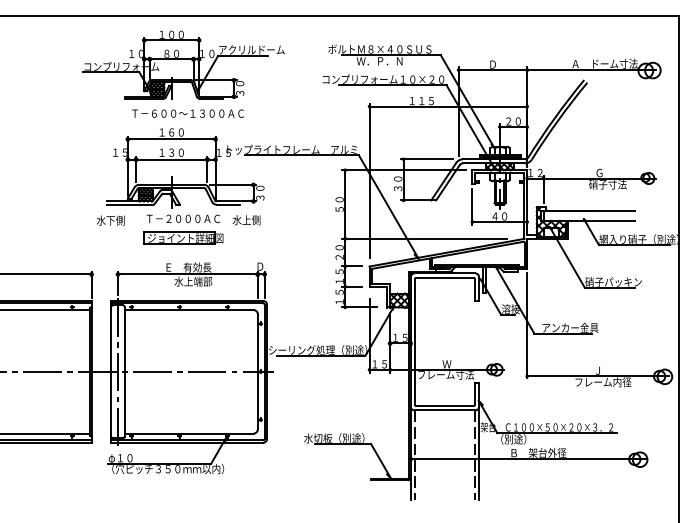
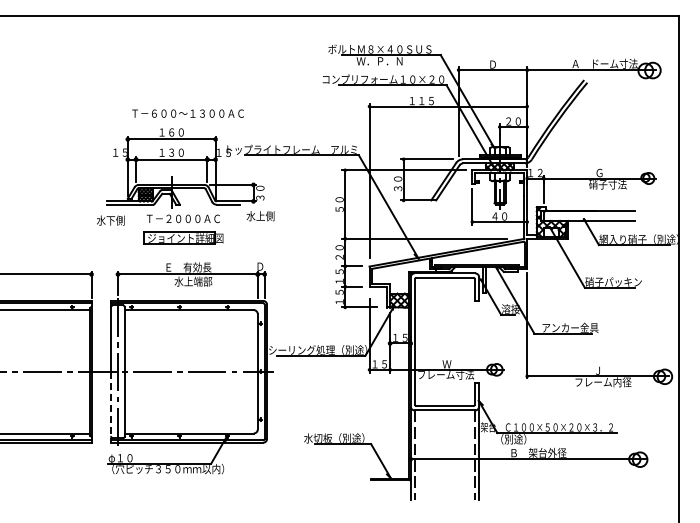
part: present -> none (183, 64)
text position: (246, 220) -> (260, 216) (260, 216)
line: solid -> dashed (111, 407)
